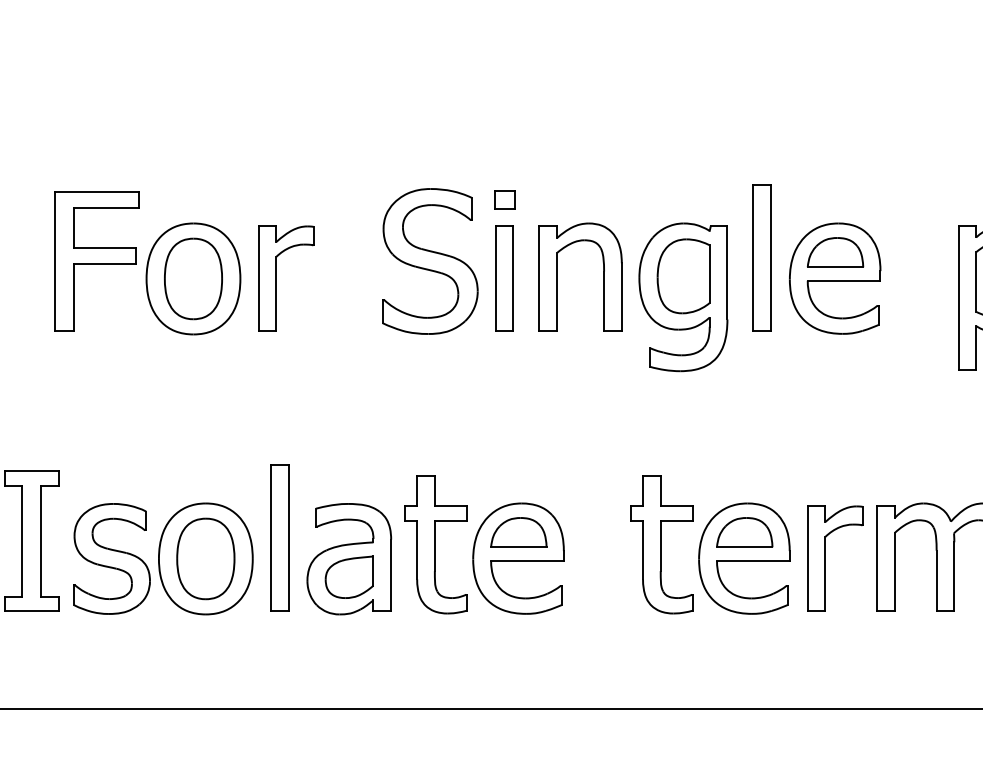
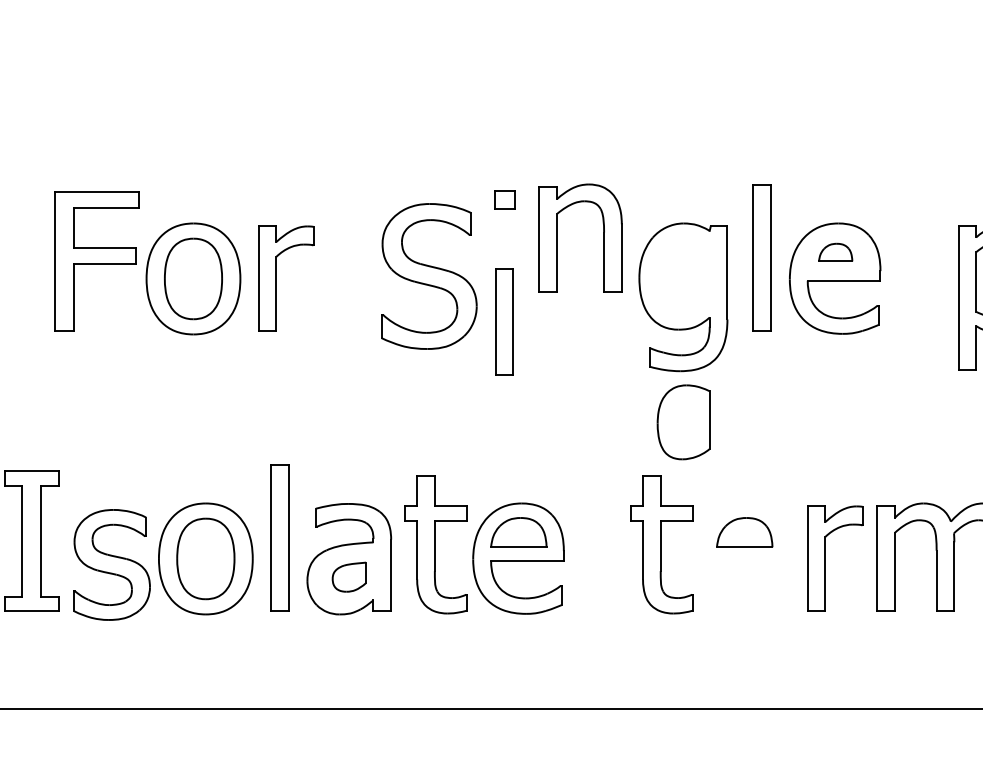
part size: 58x31 px -> 36x20 px (835, 251)
part position: (430, 261) -> (429, 276) (429, 276)
part position: (557, 276) -> (557, 237) (557, 237)
part position: (683, 276) -> (683, 422) (683, 422)
part position: (504, 278) -> (504, 321) (504, 321)
part position: (111, 558) -> (111, 564) (111, 564)
part: present -> none (744, 558)
part size: 50x44 px -> 36x32 px (348, 576)
